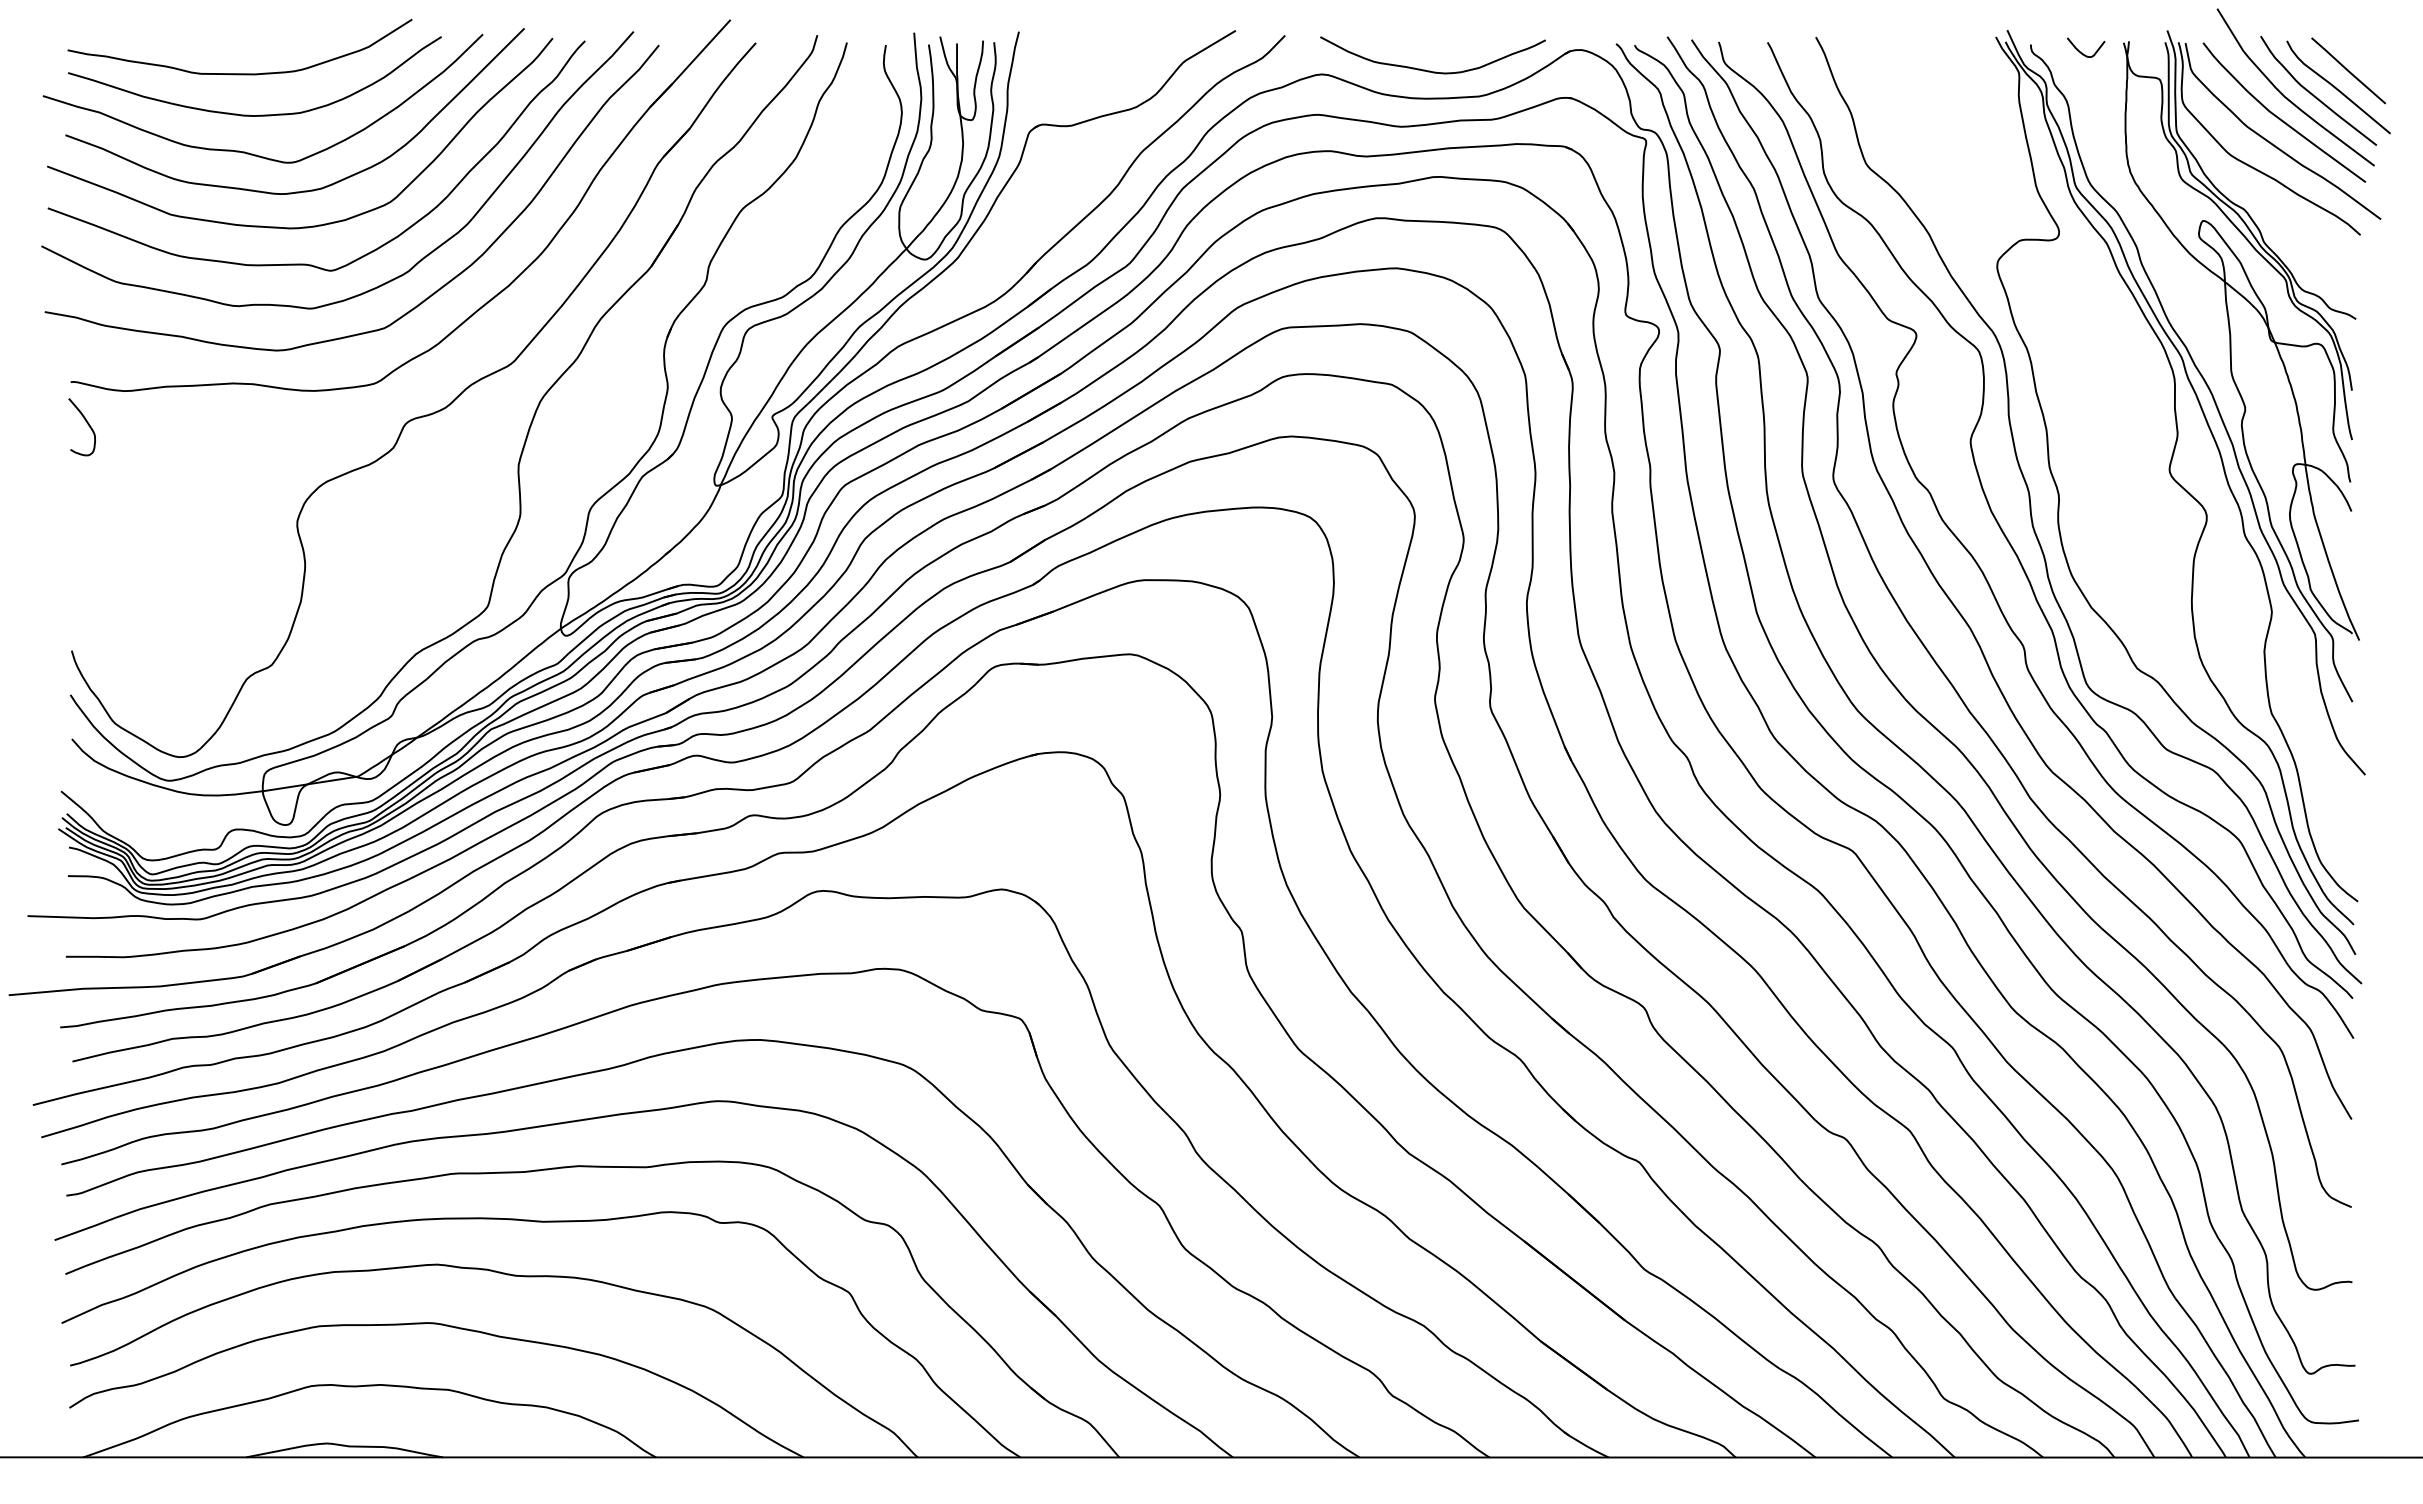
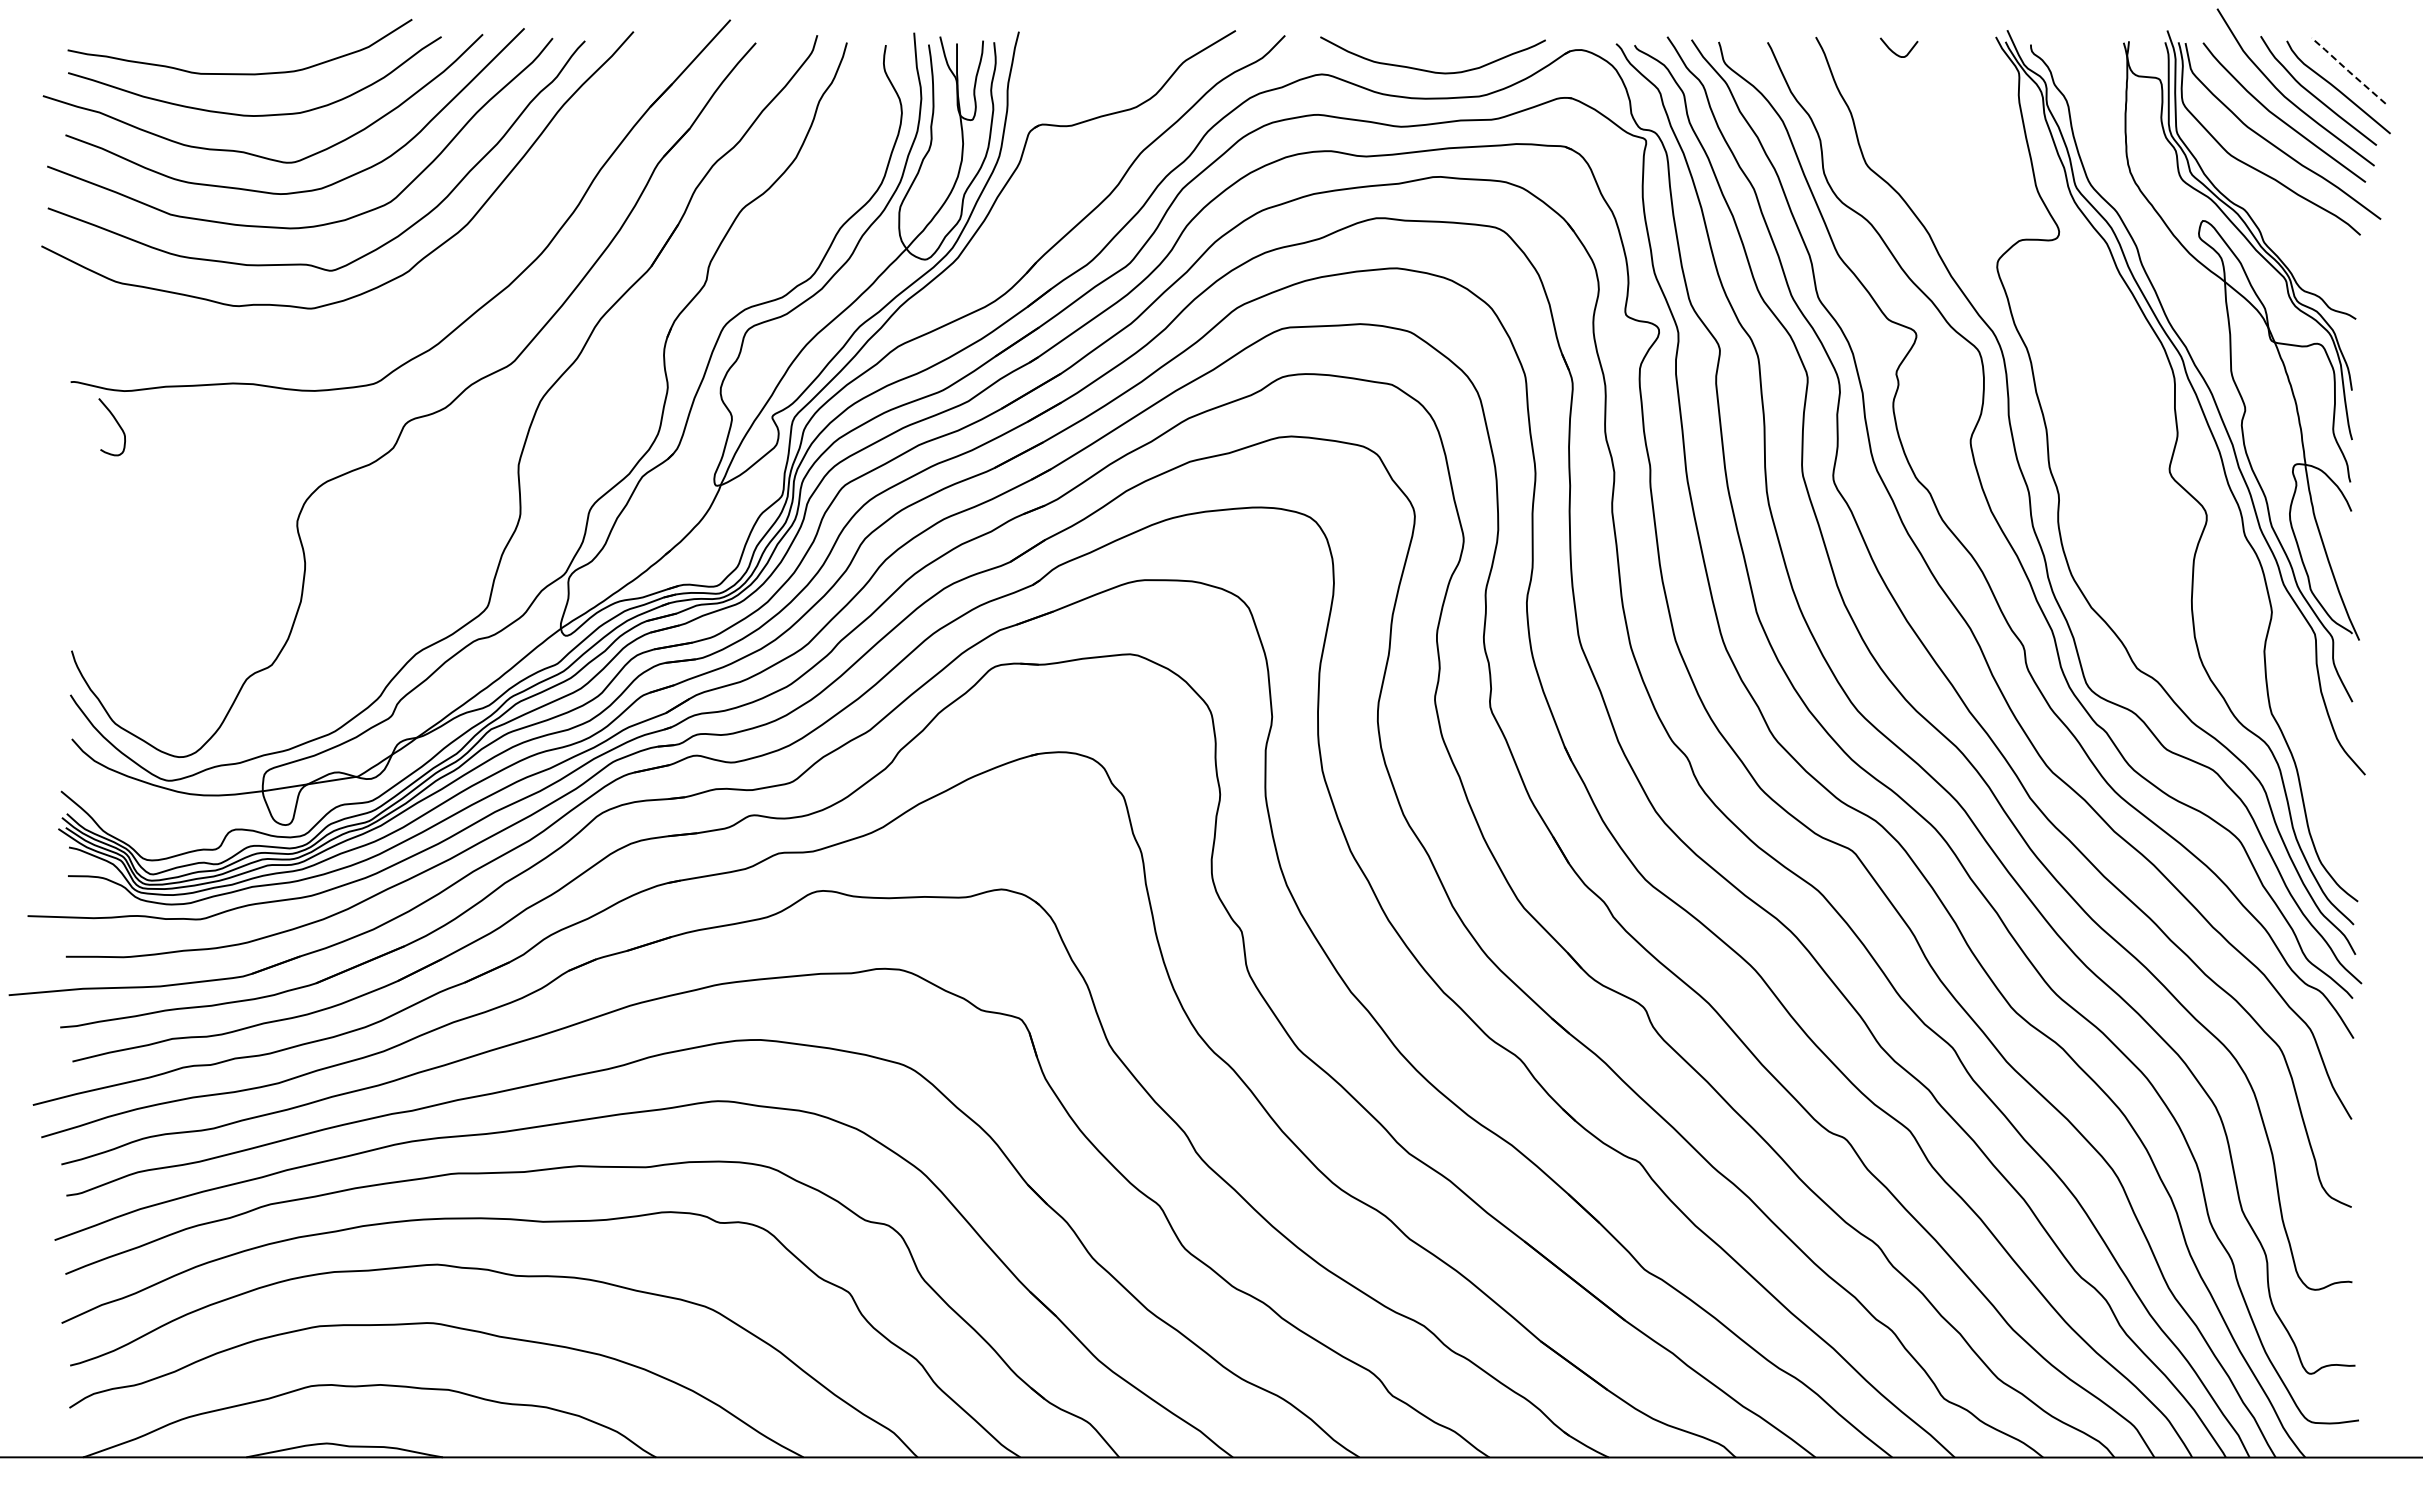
curve position: (2082, 52) -> (1895, 52) (1895, 52)
line: solid -> dashed (2348, 70)
curve: present -> none (425, 298)
curve position: (87, 424) -> (117, 424) (117, 424)
